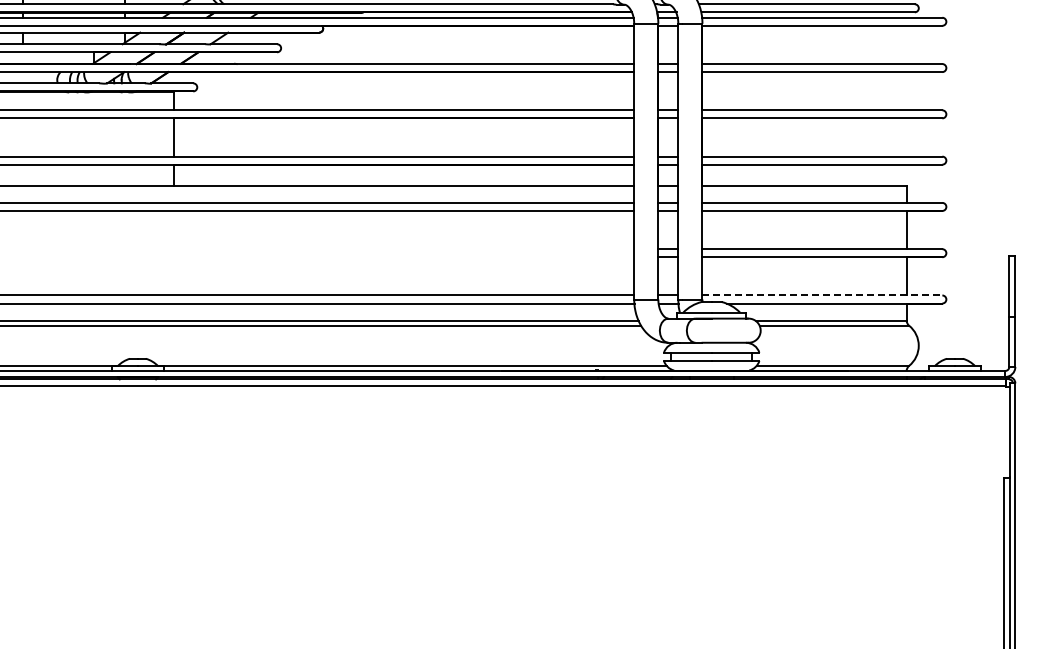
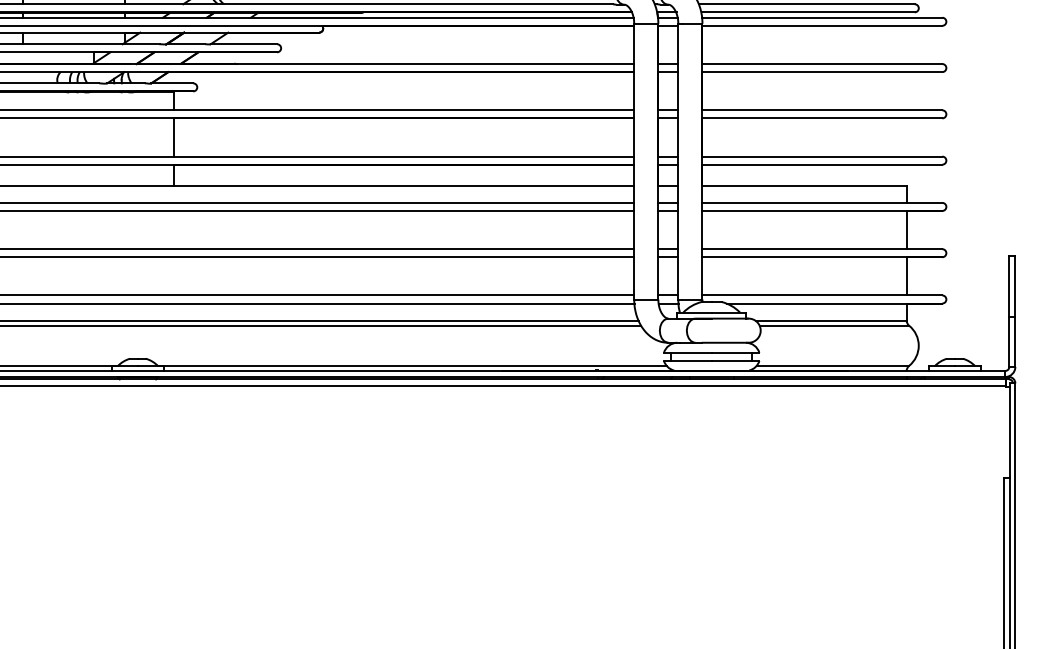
line: none -> present (318, 249)
line: none -> present (318, 257)
line: dashed -> solid (822, 295)
